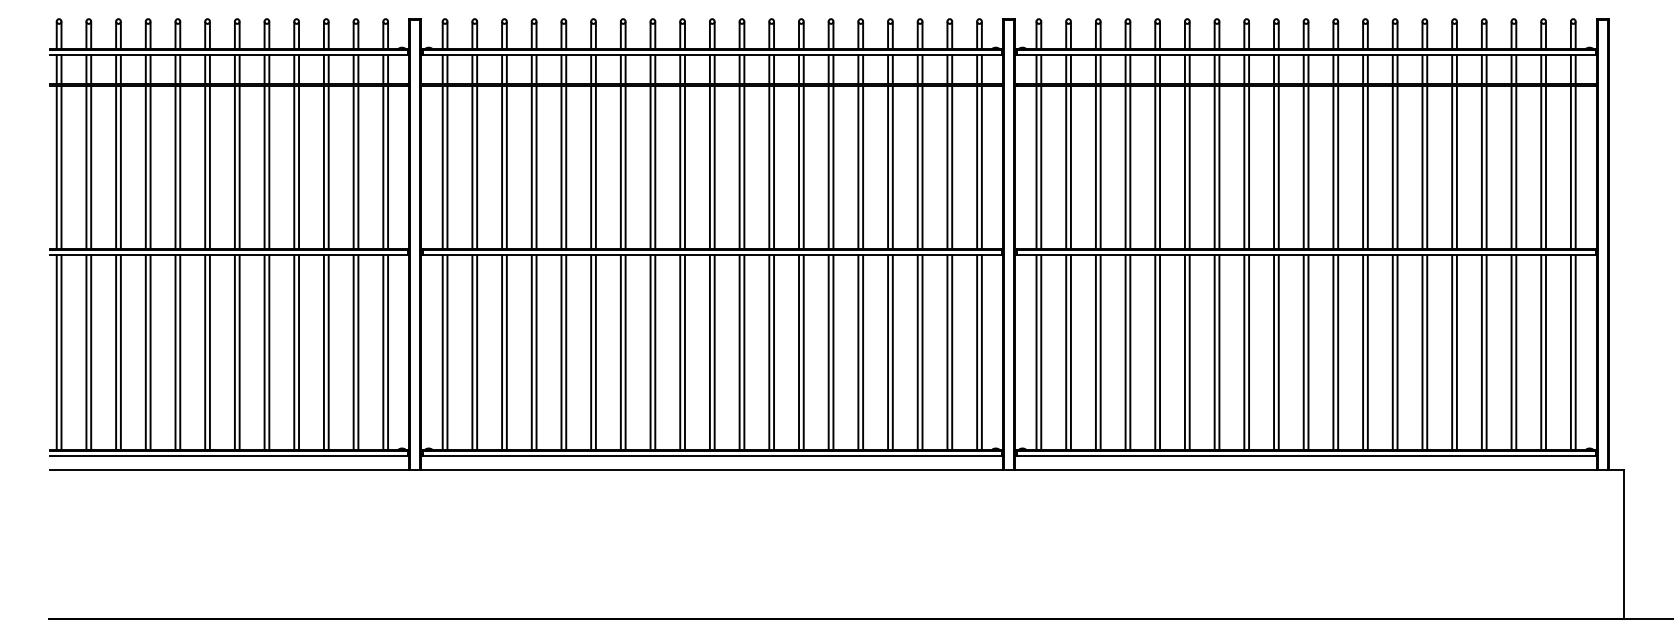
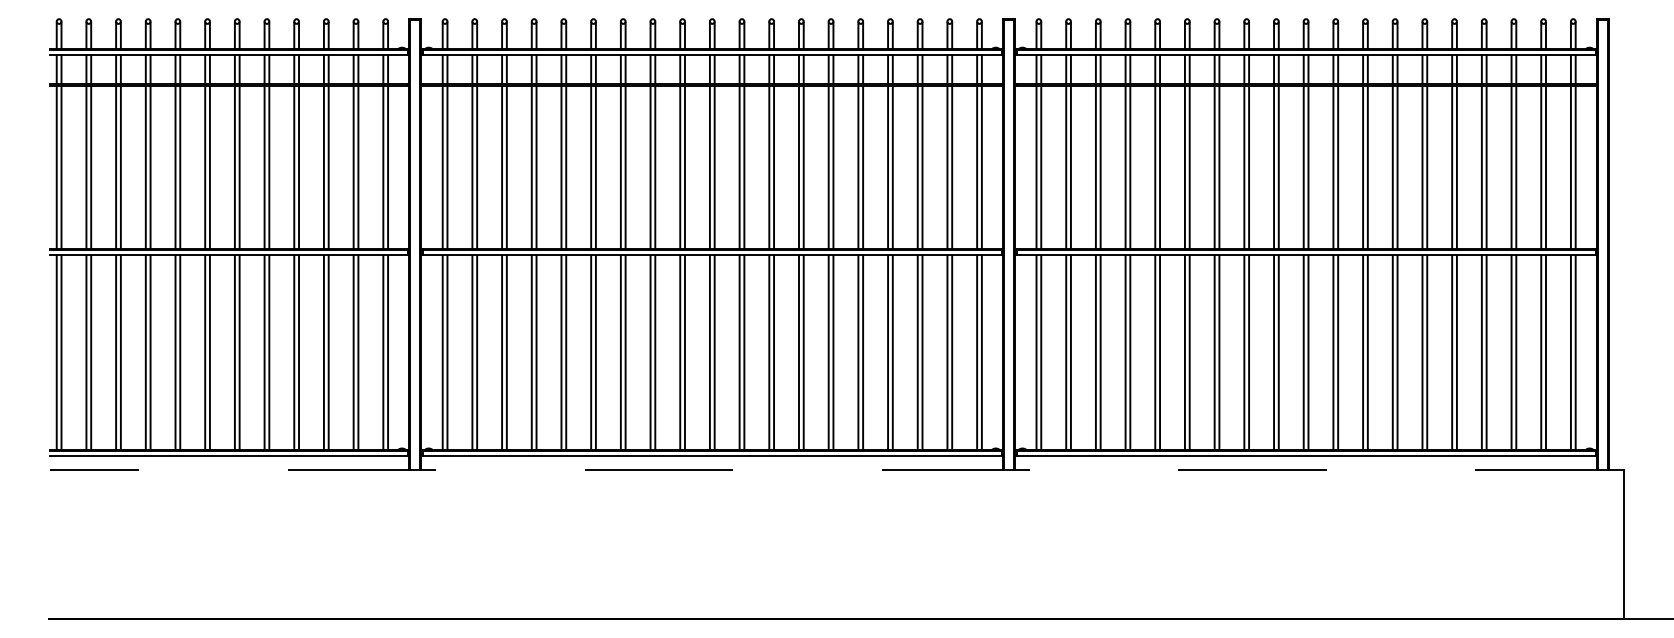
line: solid -> dashed (837, 470)
